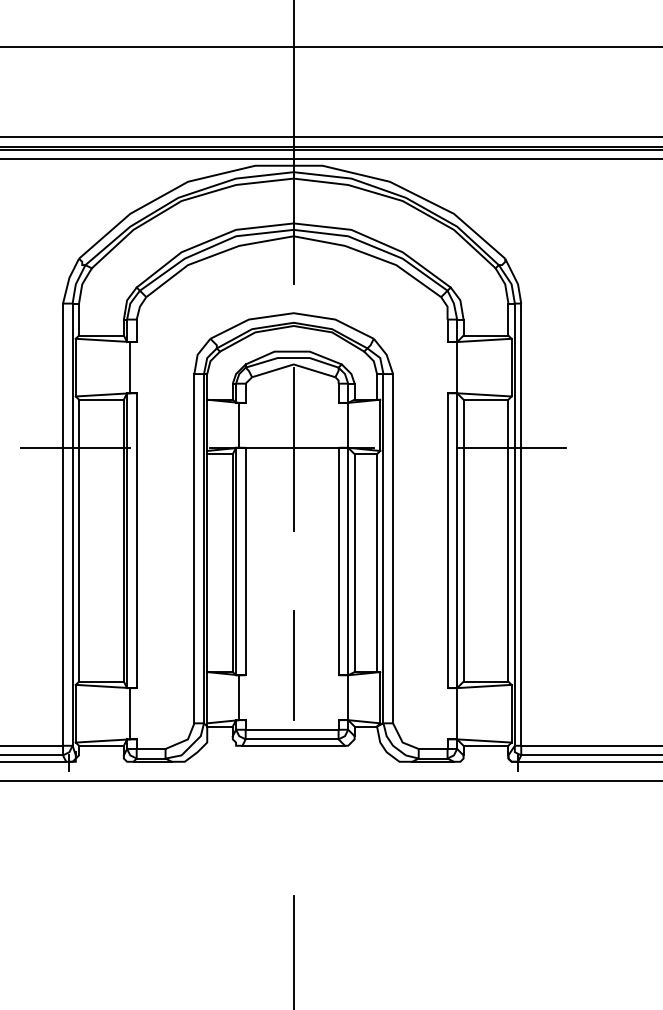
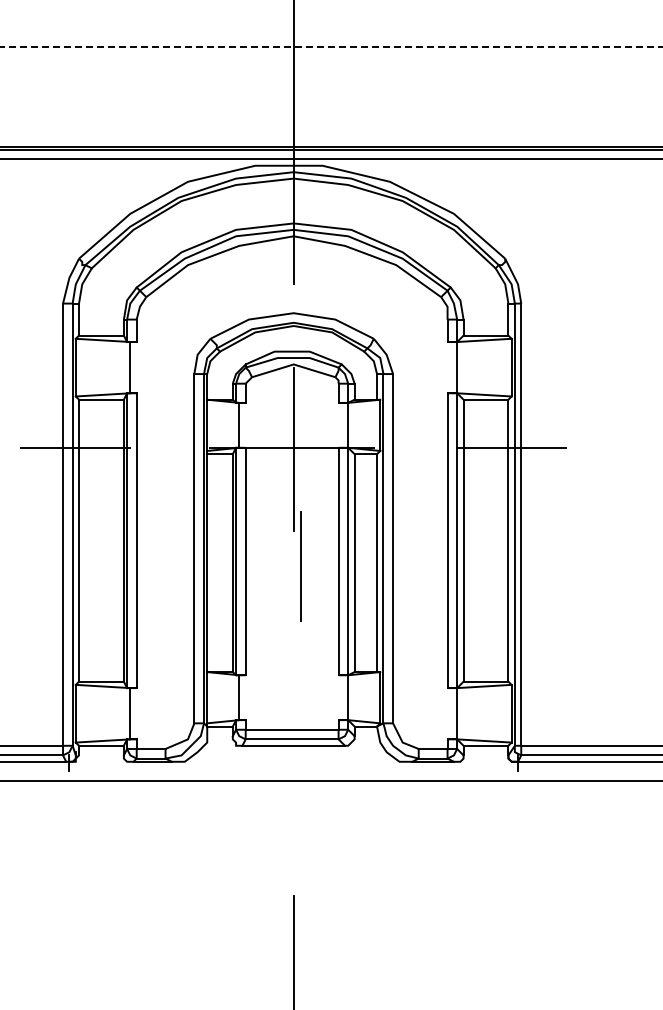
line: solid -> dashed (331, 47)
line: present -> none (330, 136)
line position: (293, 665) -> (300, 566) (300, 566)
